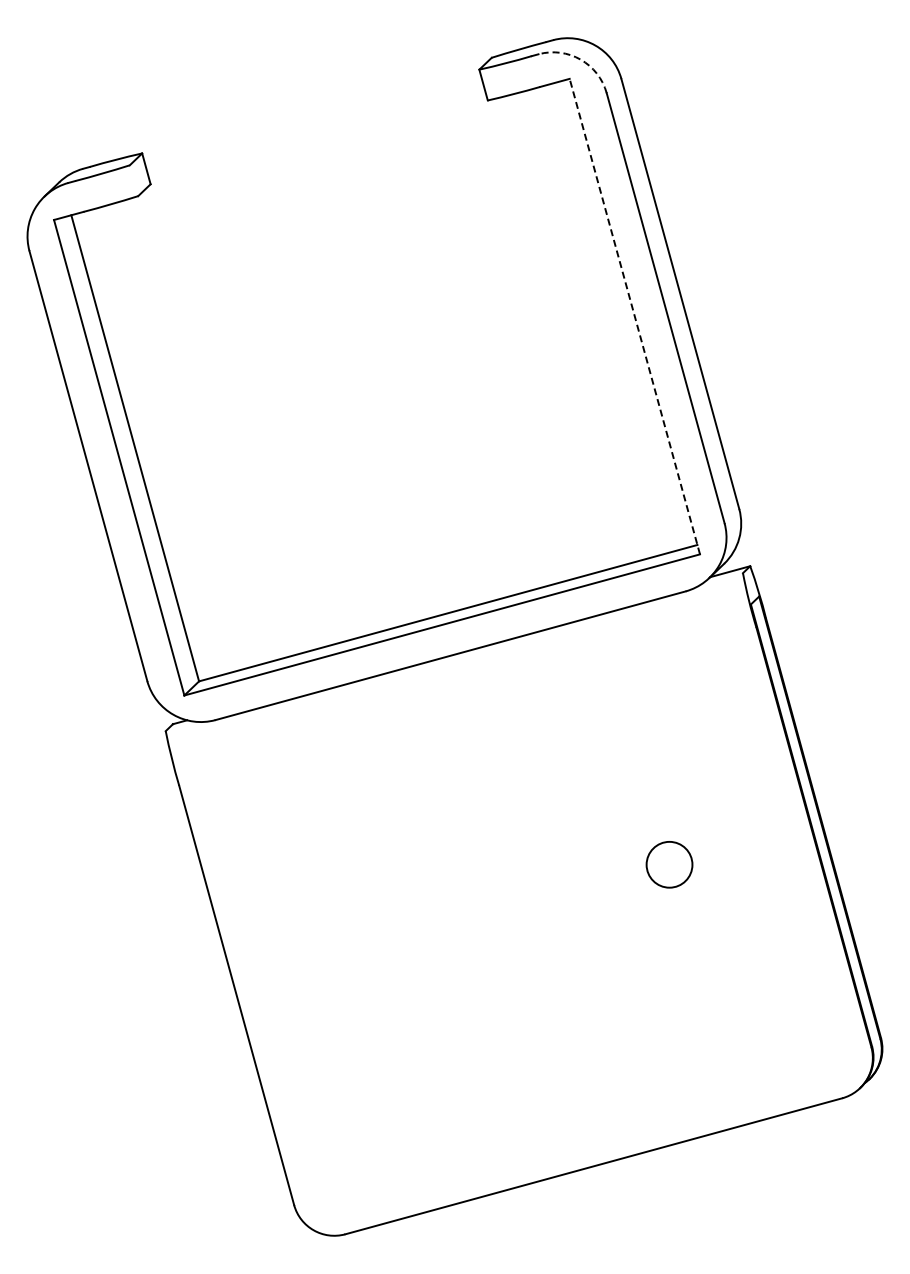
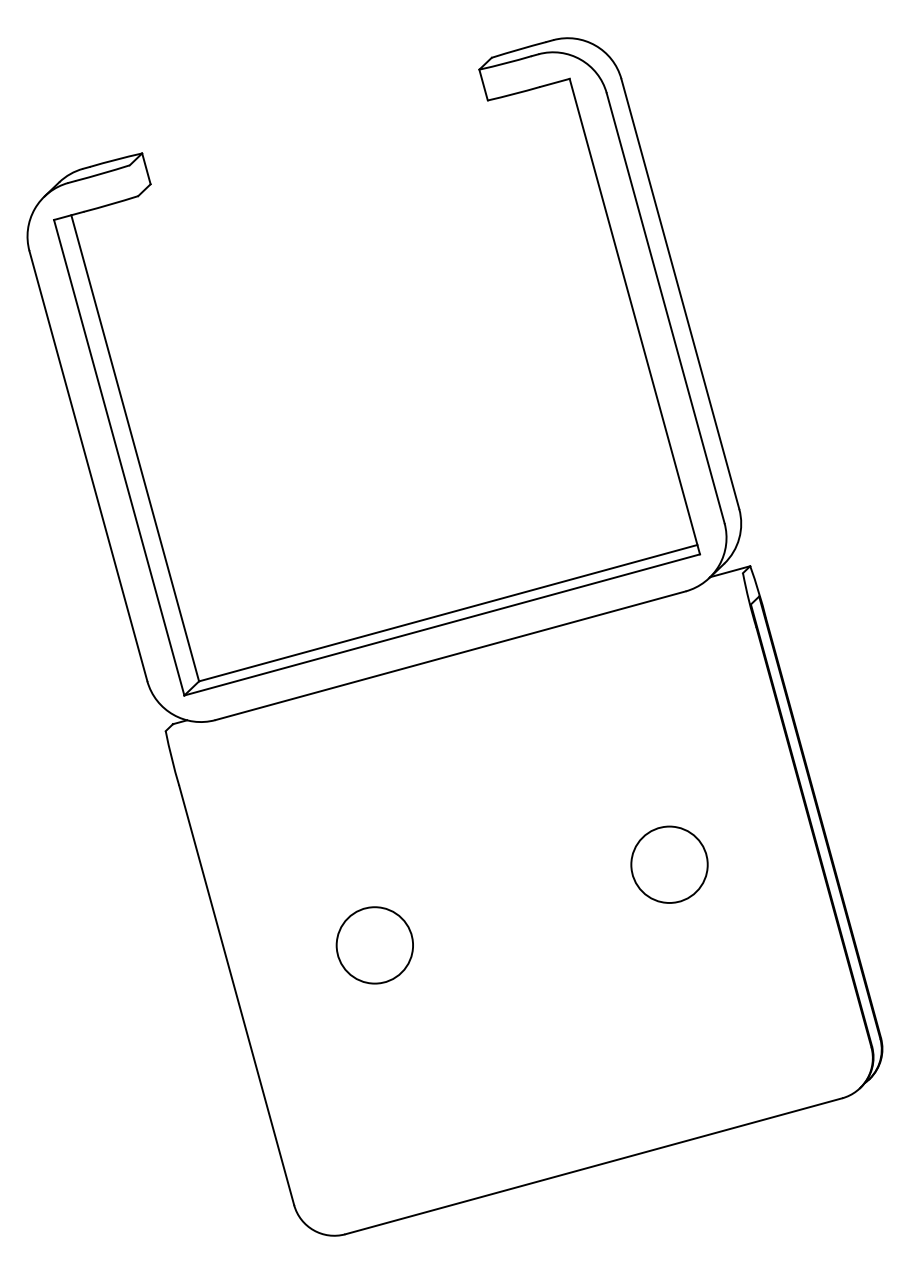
arc: dashed -> solid (580, 59)
line: dashed -> solid (634, 316)
circle diameter: 46 px -> 76 px (669, 864)
circle: none -> present (374, 945)
